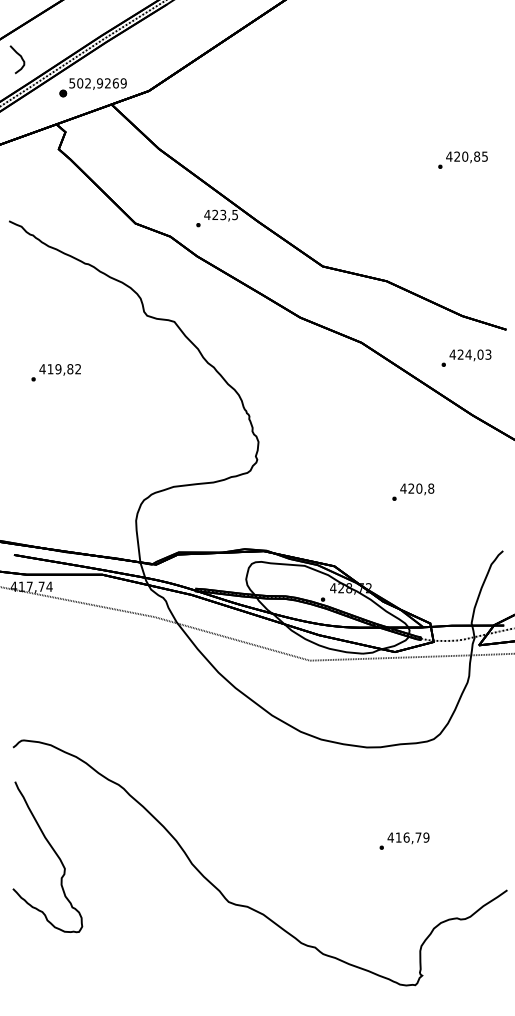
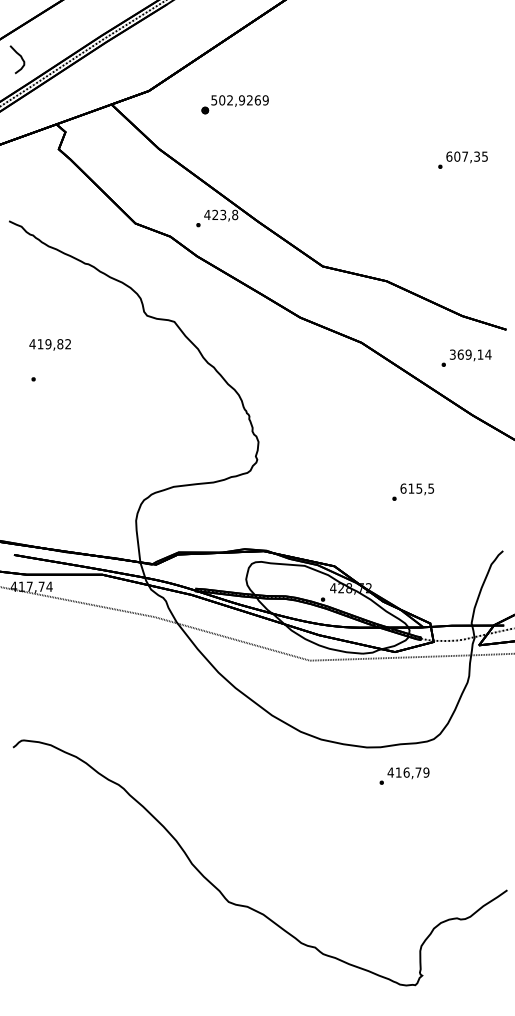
part position: (92, 87) -> (234, 104) (234, 104)
text: 420,85 -> 607,35 (463, 156)
text: 423,5 -> 423,8 (235, 214)
text: 424,03 -> 369,14 (470, 354)
text position: (59, 369) -> (49, 344) (49, 344)
text: 420,8 -> 615,5 (417, 488)
text position: (404, 840) -> (404, 775) (404, 775)
curve: present -> none (53, 851)
